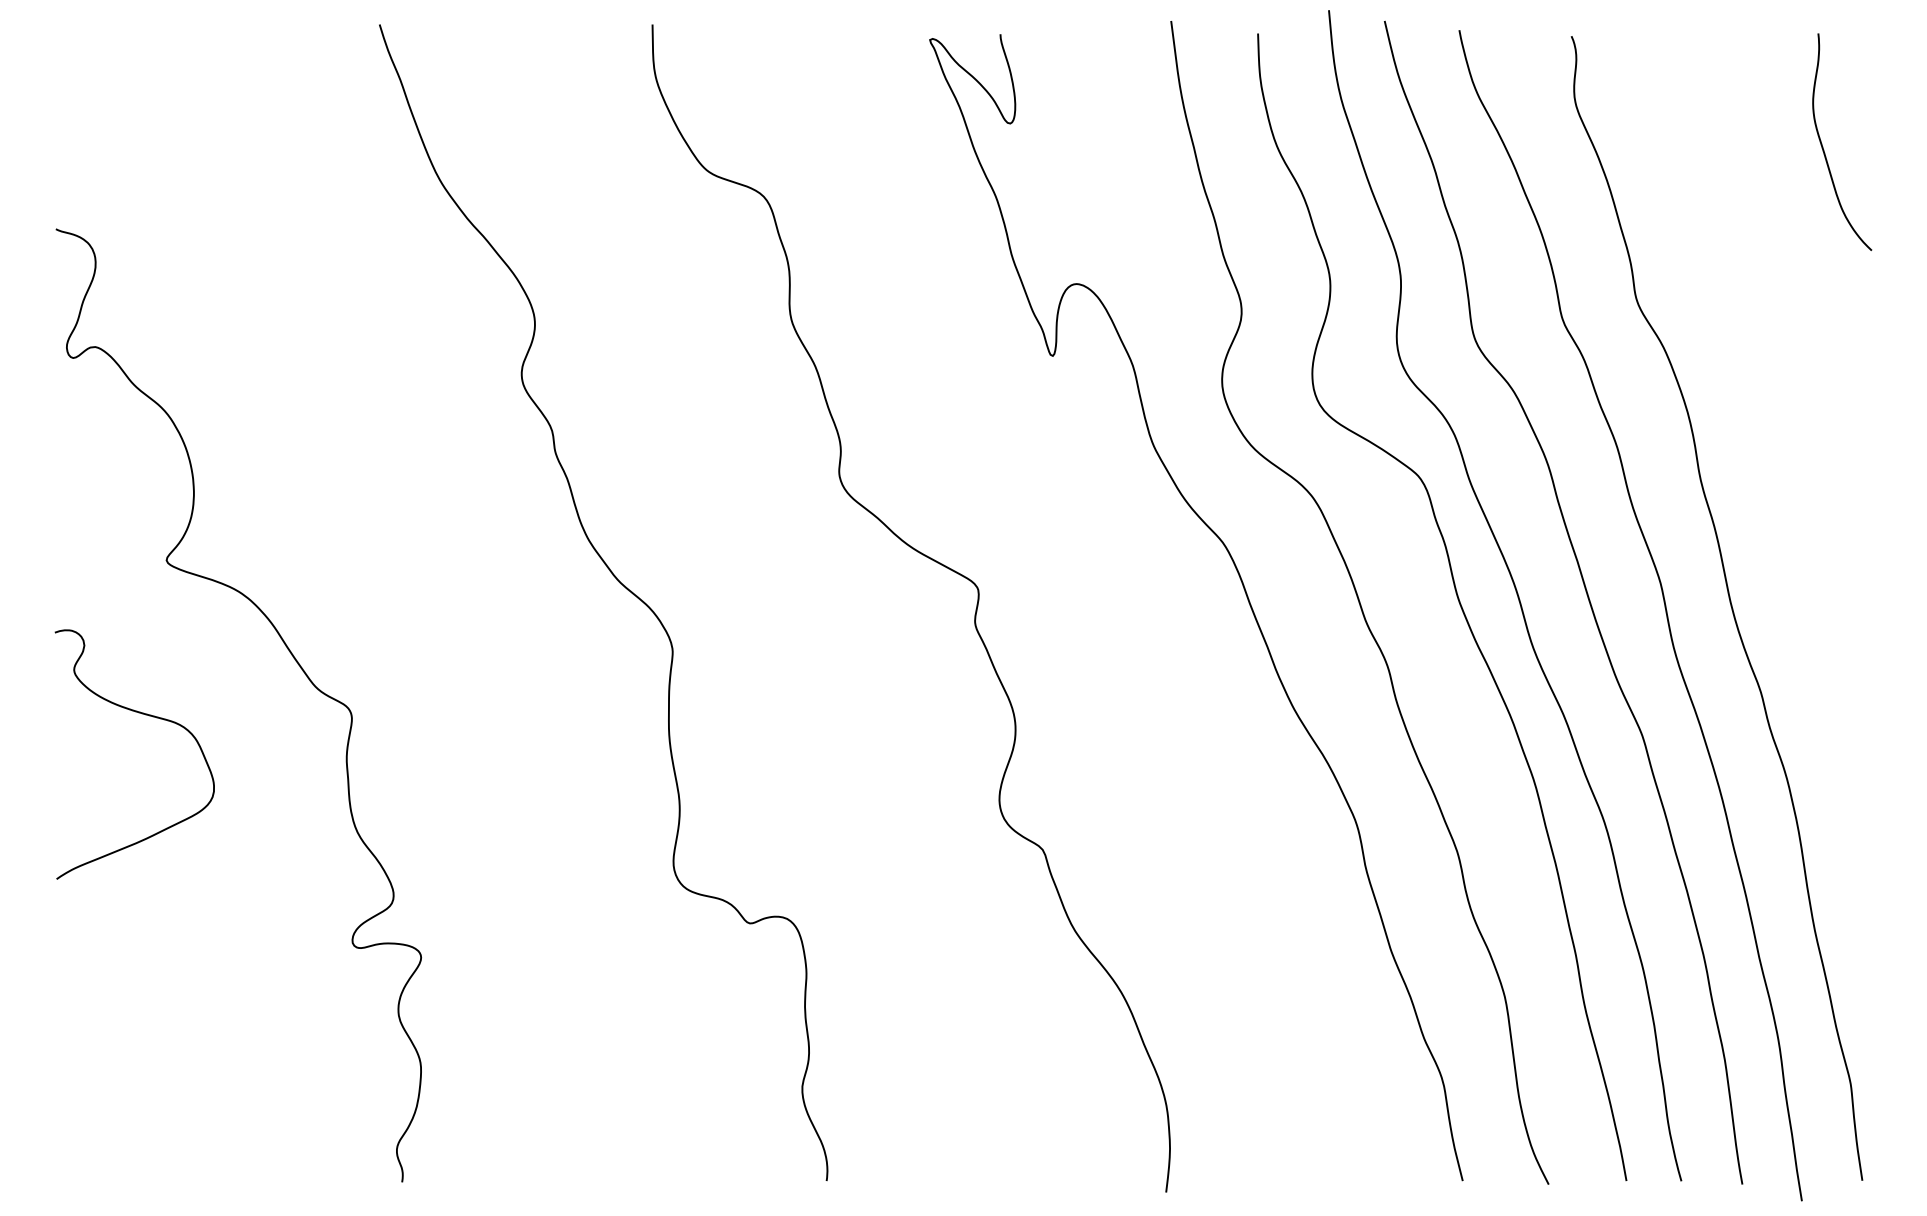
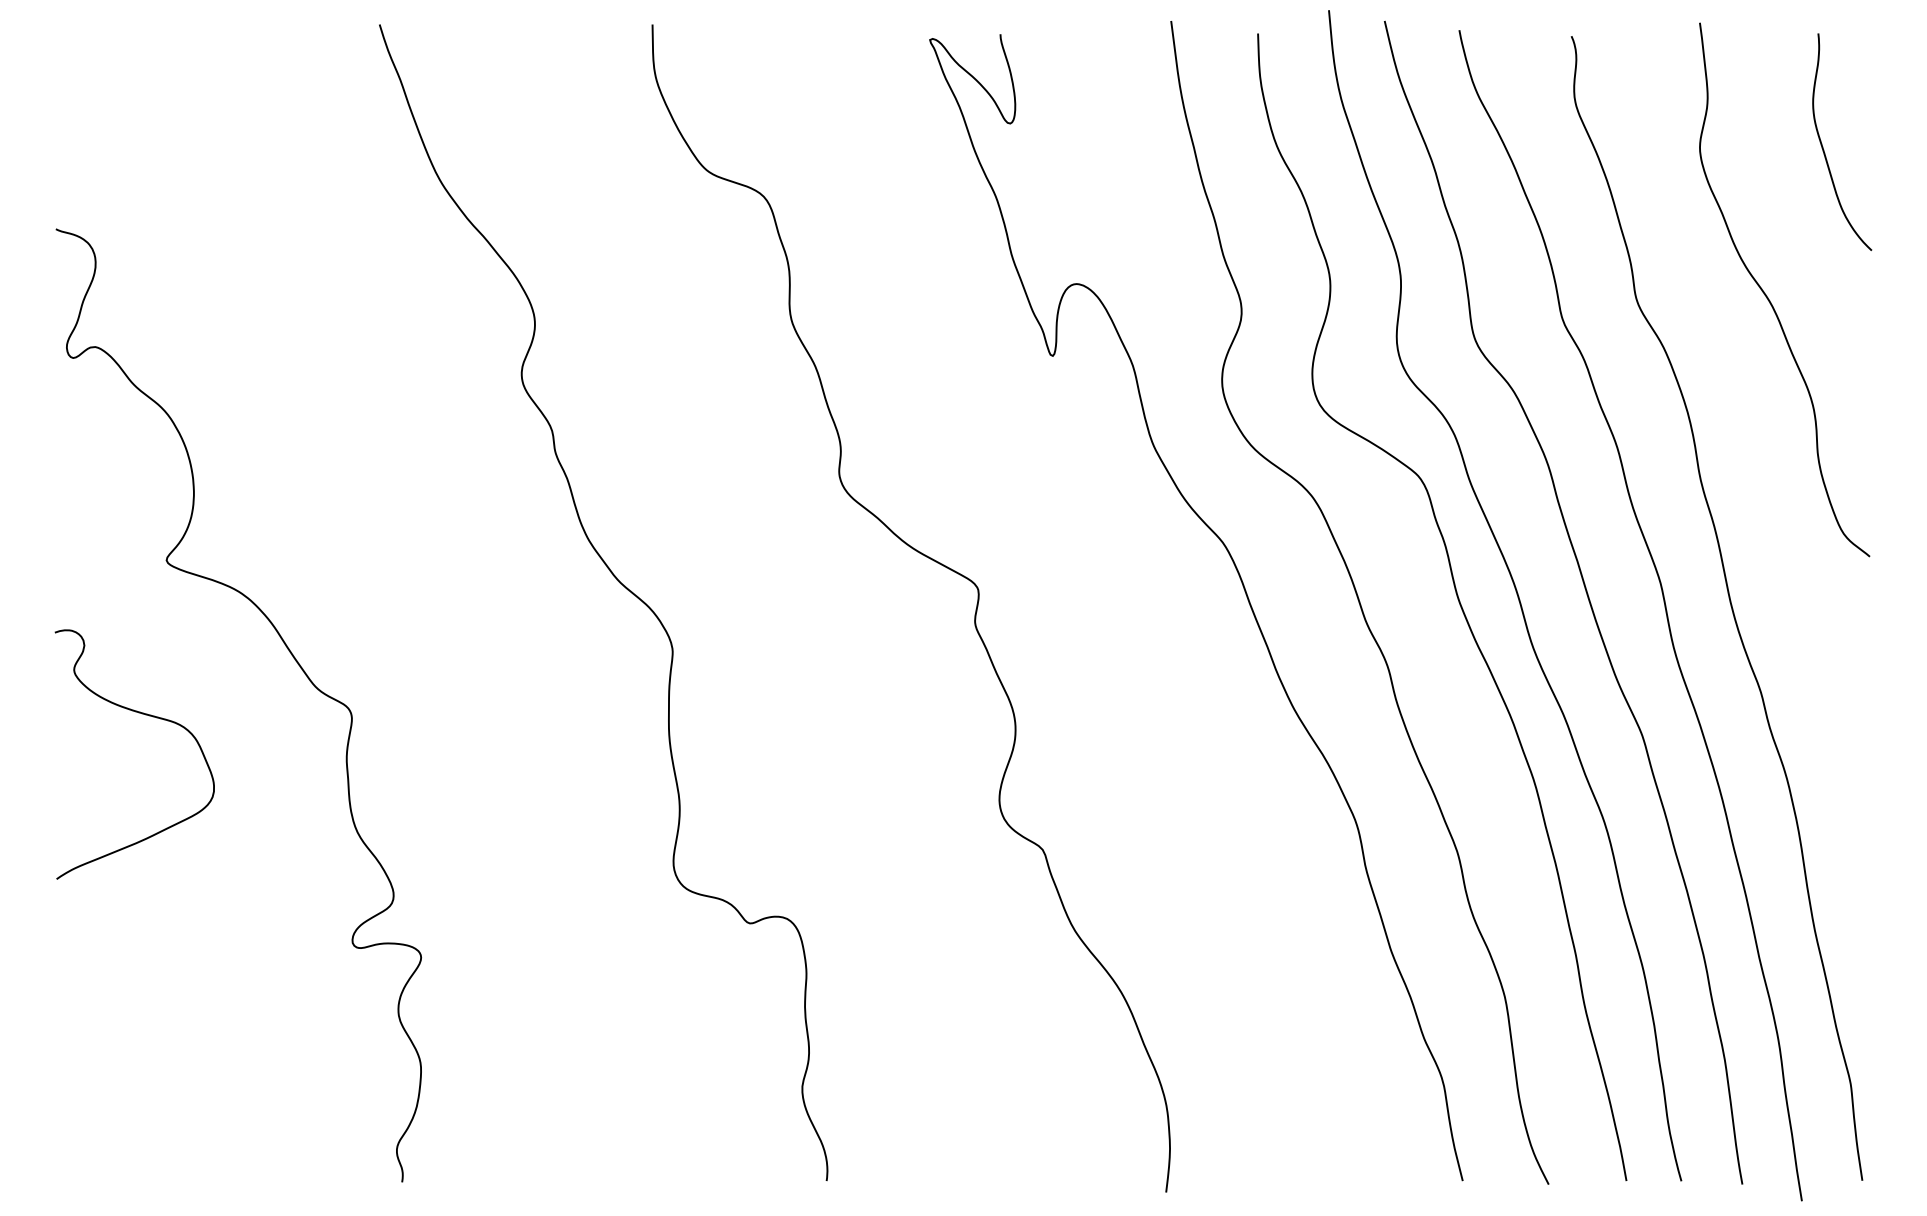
curve: none -> present (1770, 300)
